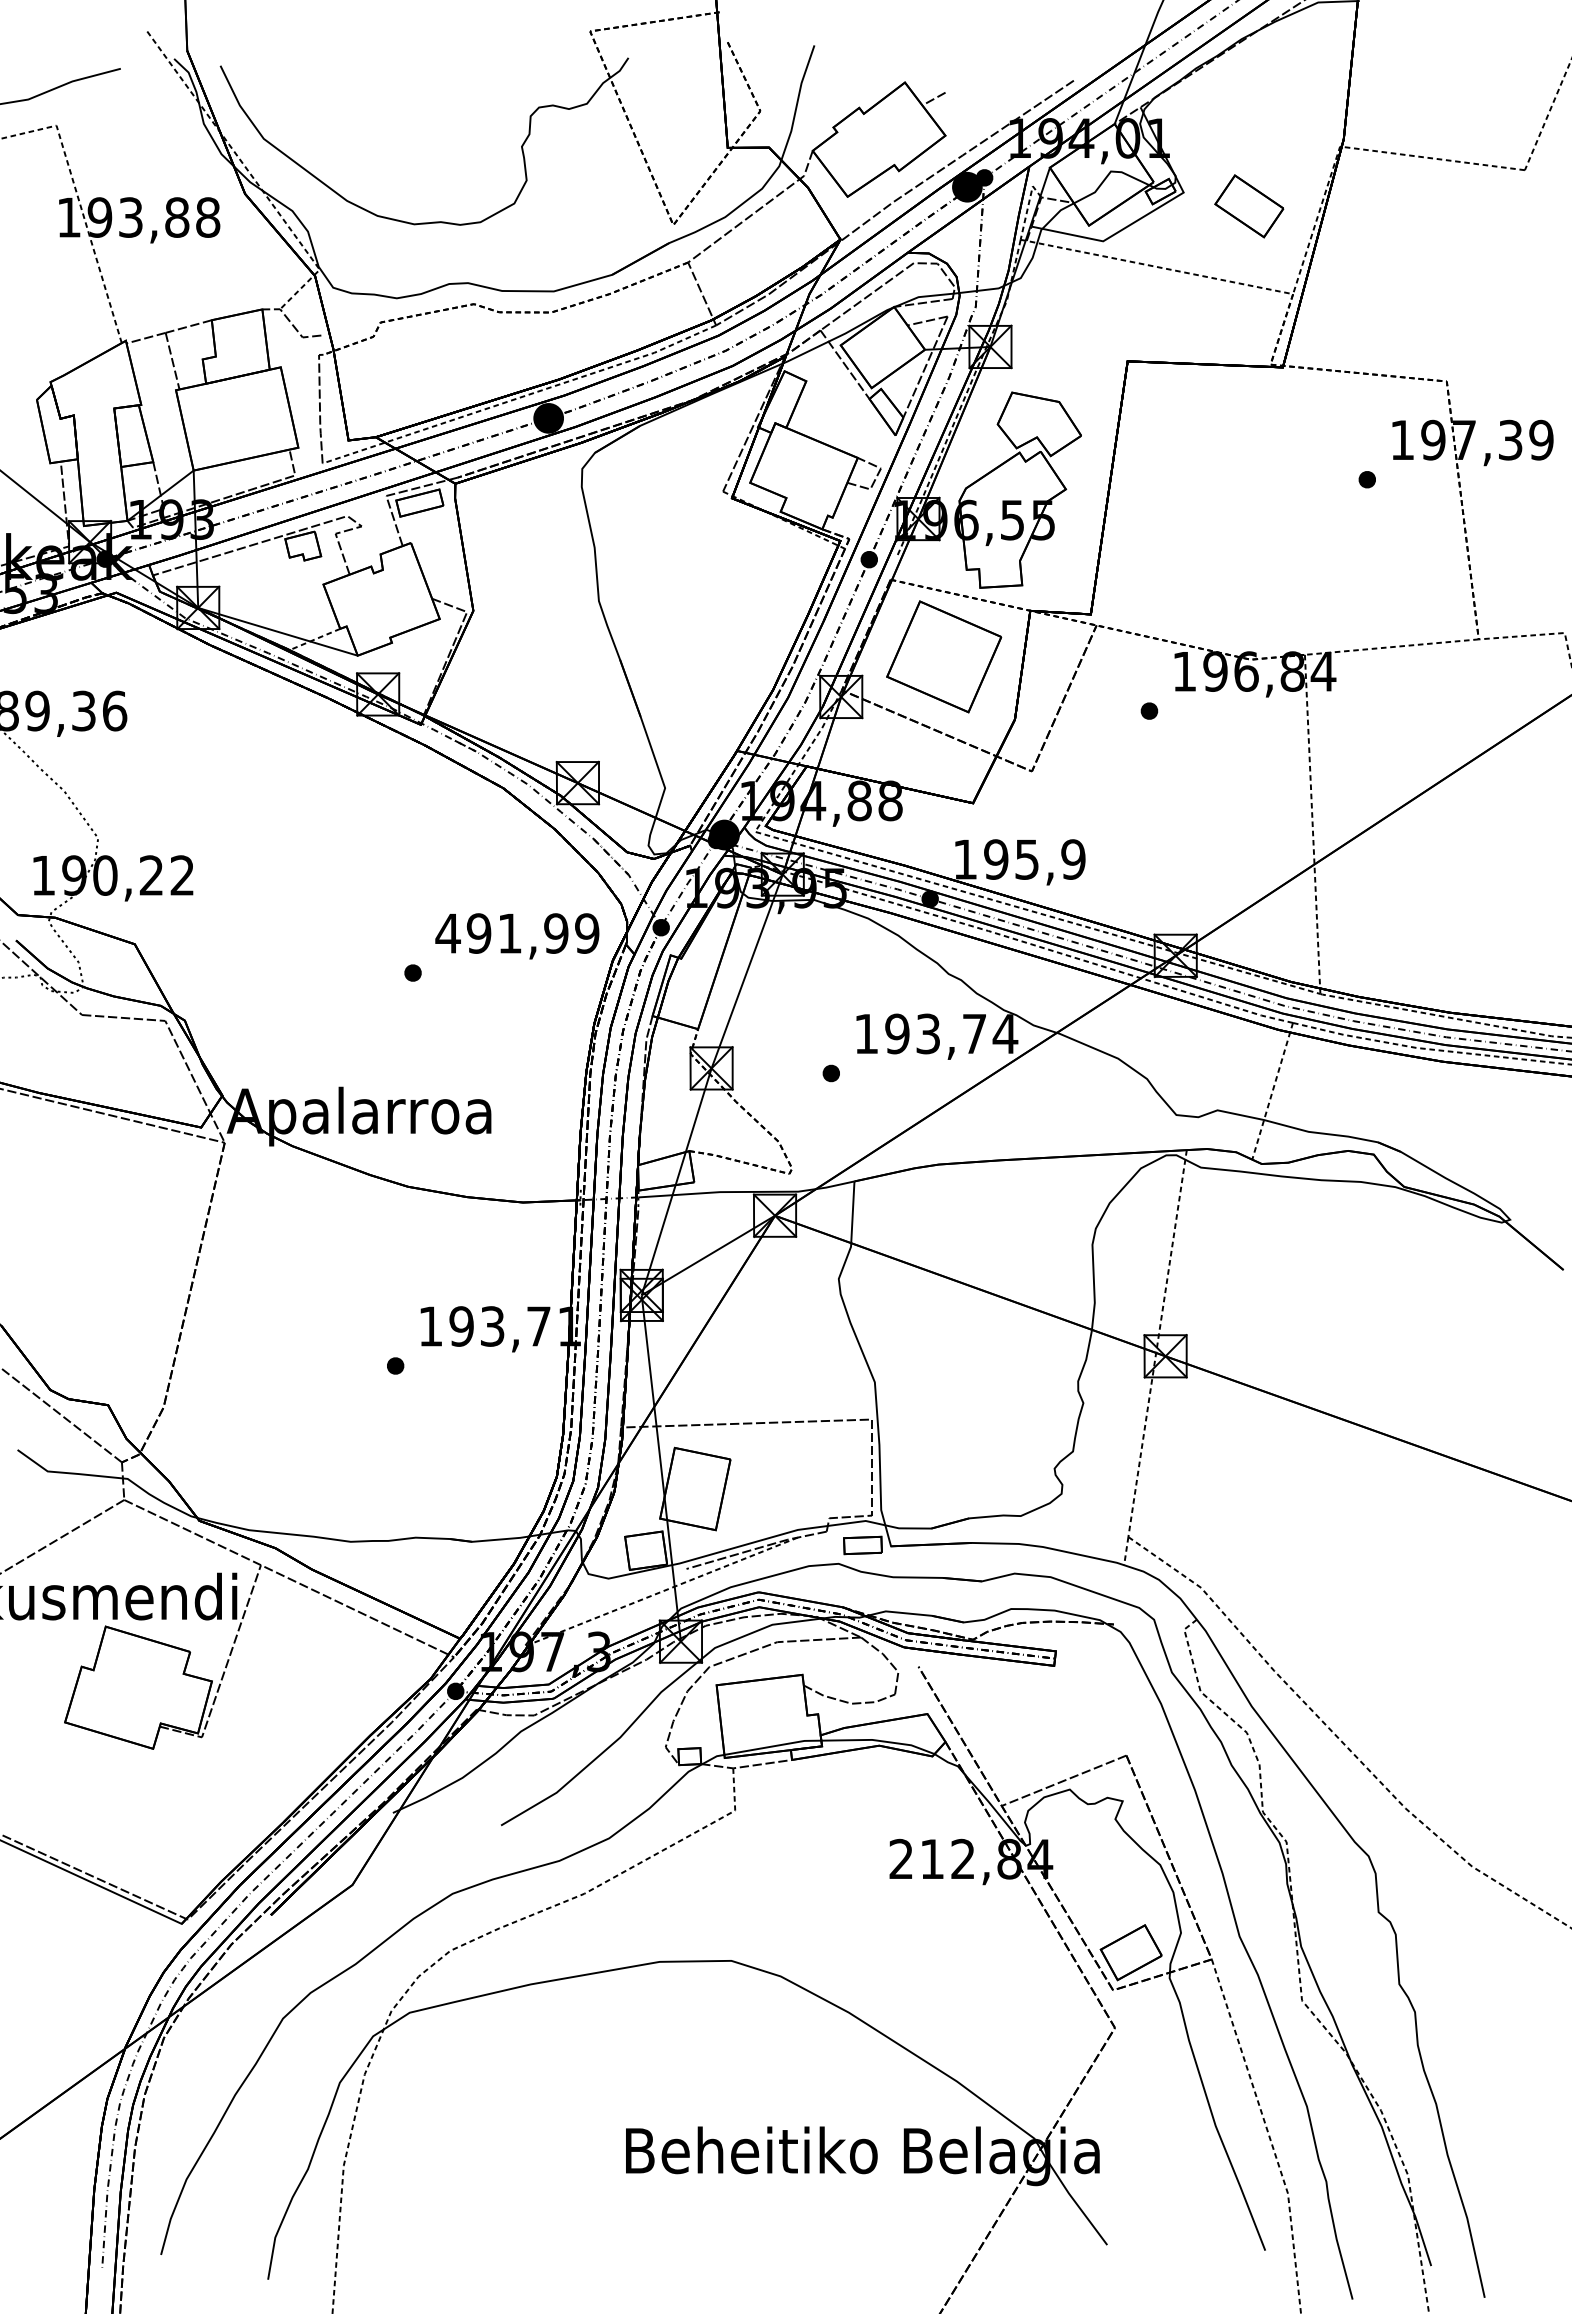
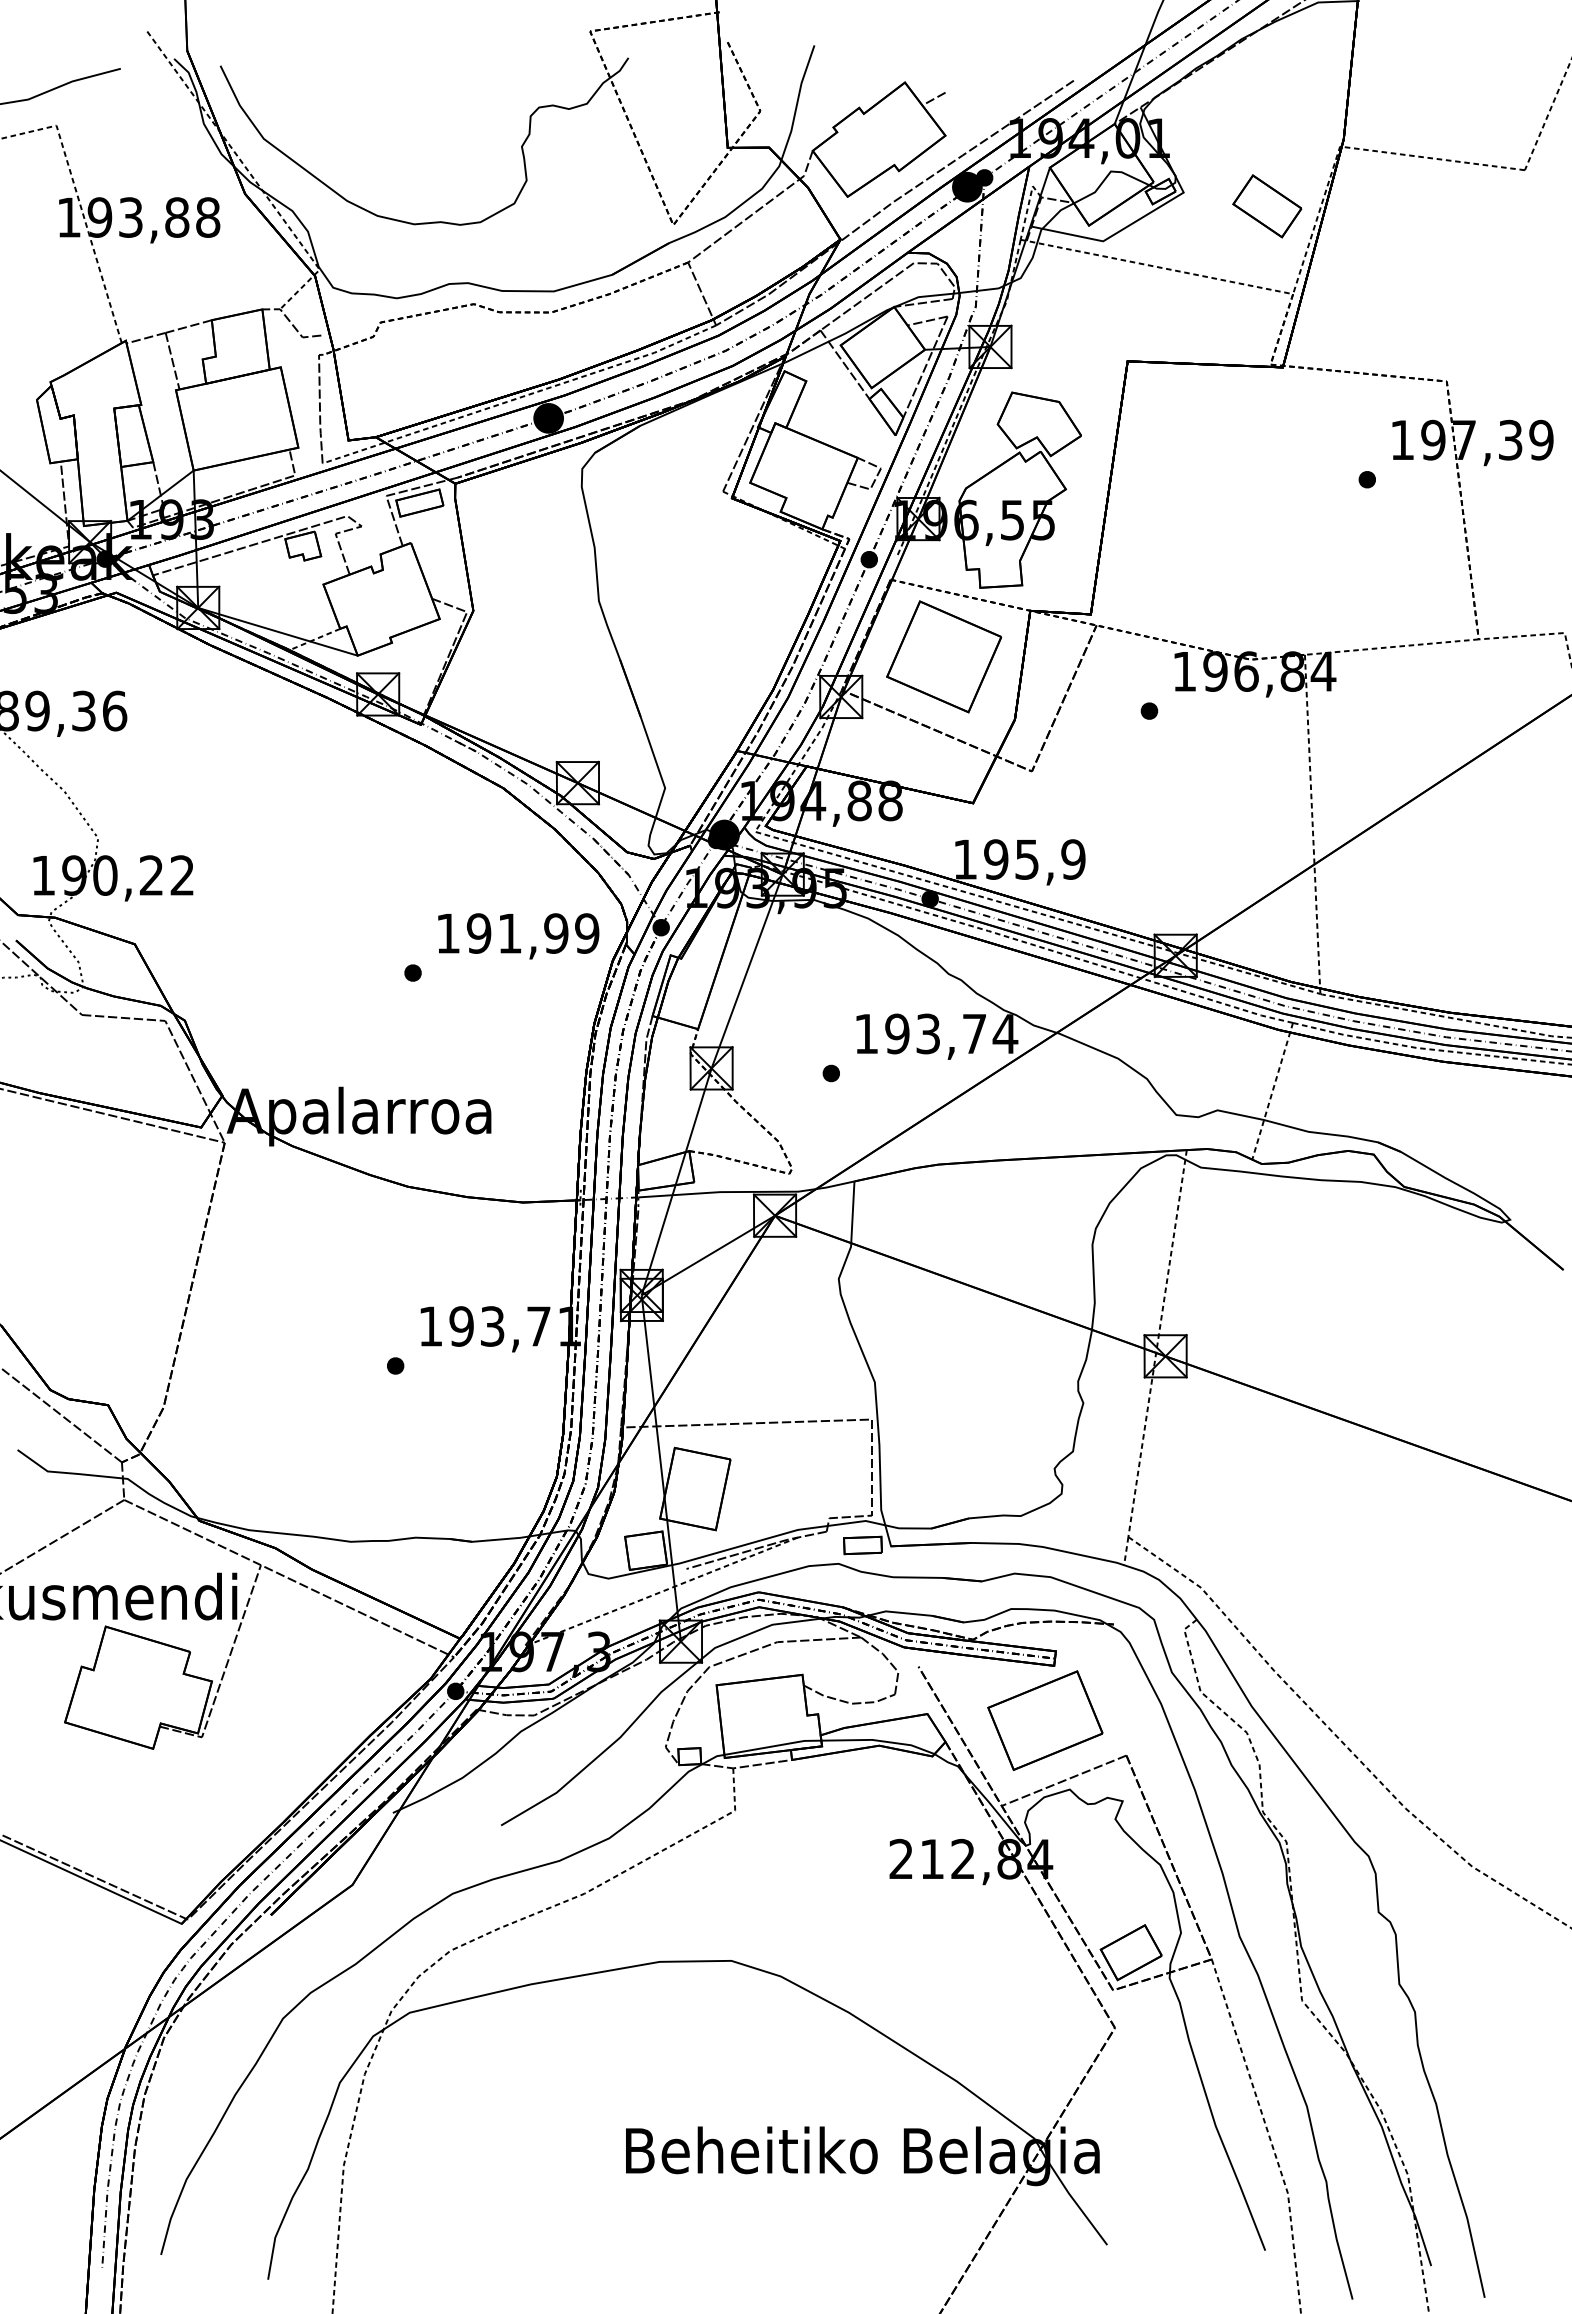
part position: (1249, 206) -> (1267, 206) (1267, 206)
text: 491,99 -> 191,99 (447, 933)
part: none -> present (1045, 1720)
